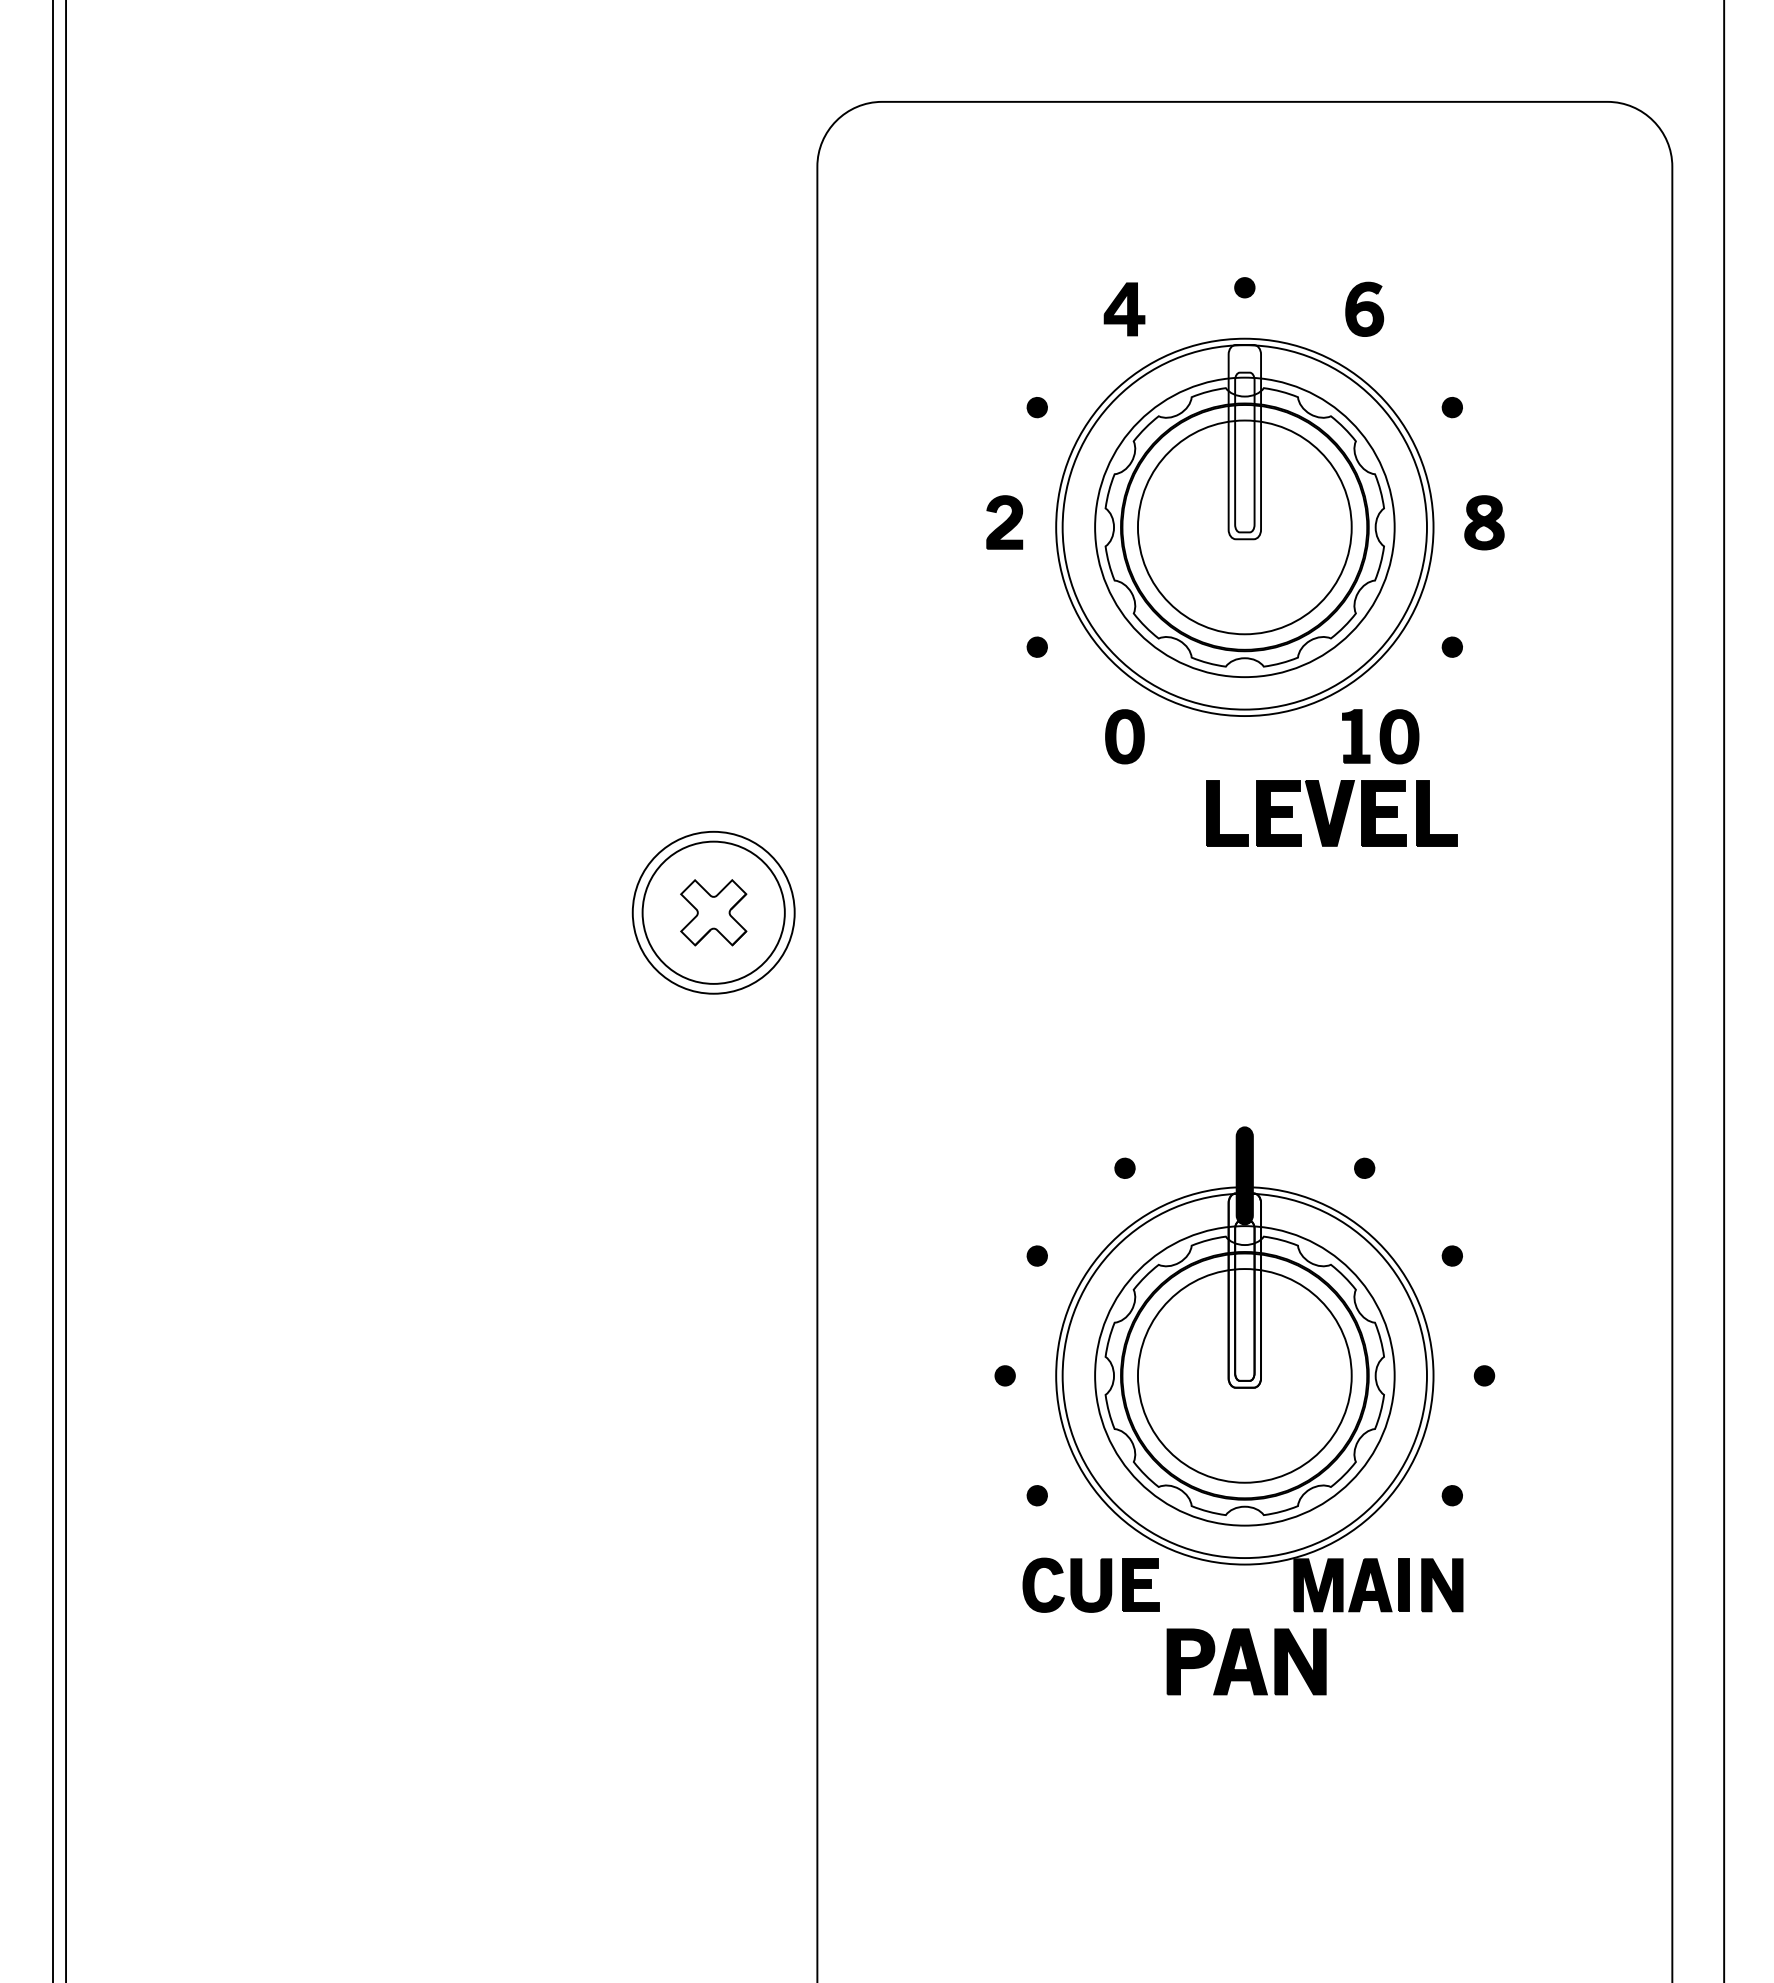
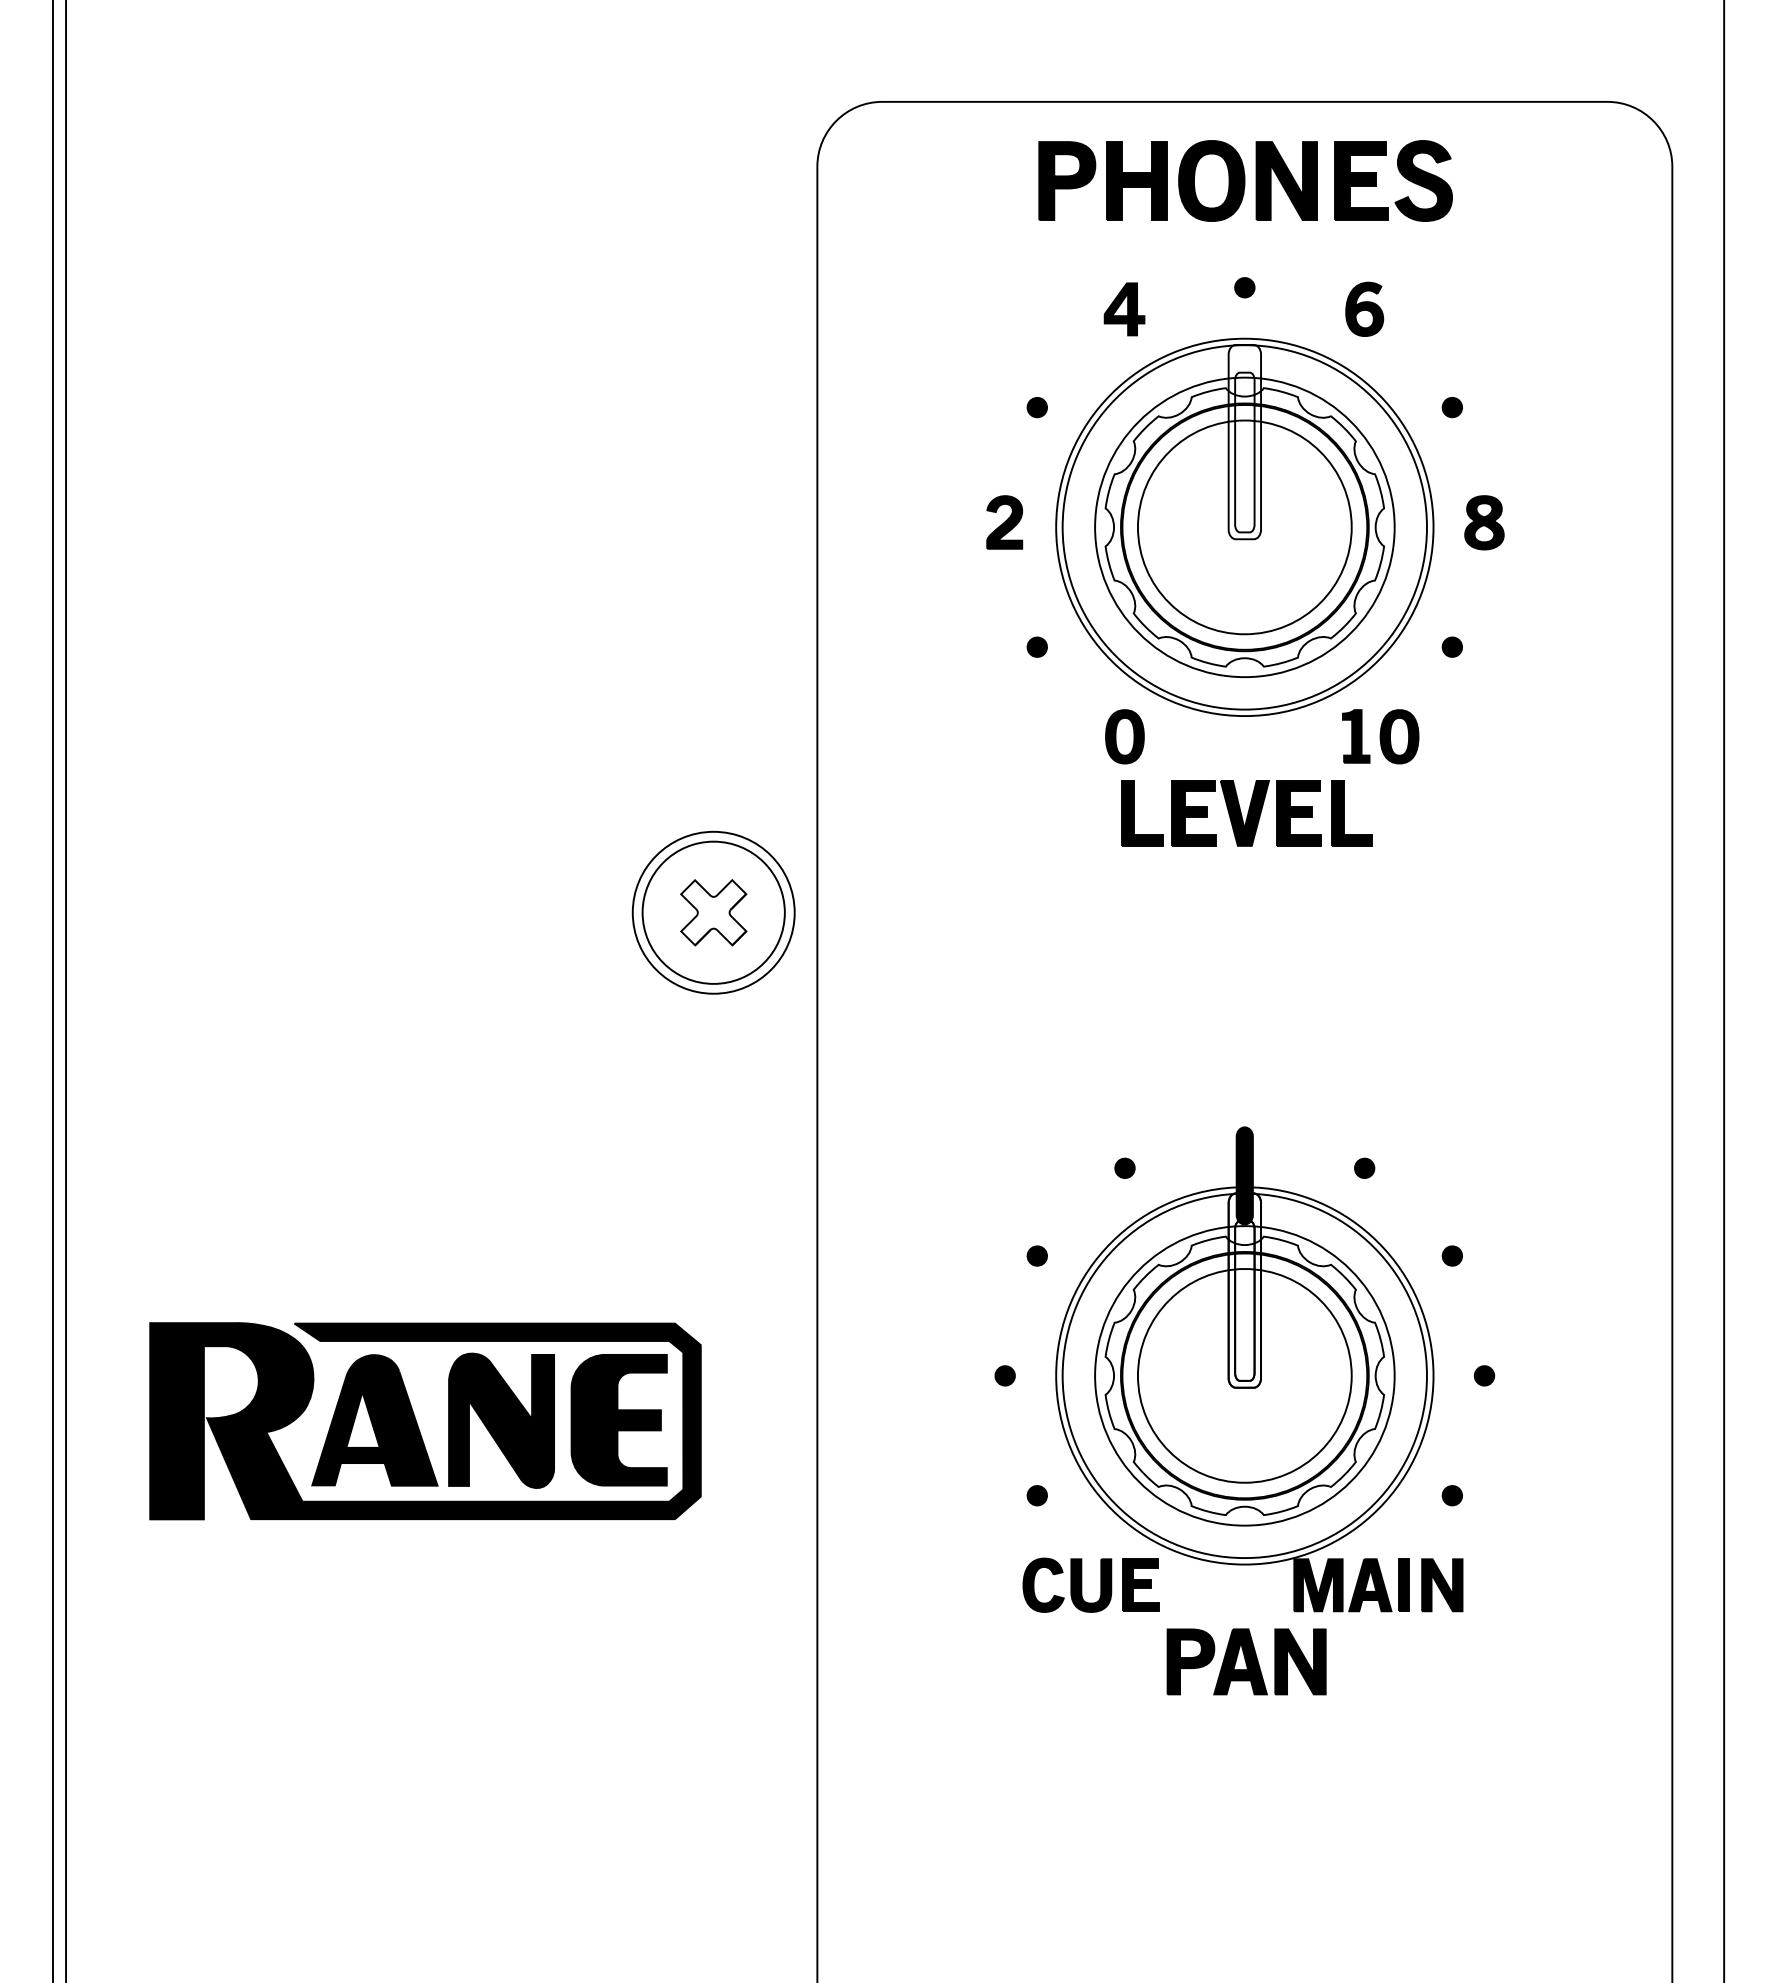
part: none -> present (1245, 180)
part position: (1331, 813) -> (1246, 813) (1246, 813)
part: none -> present (417, 1422)
